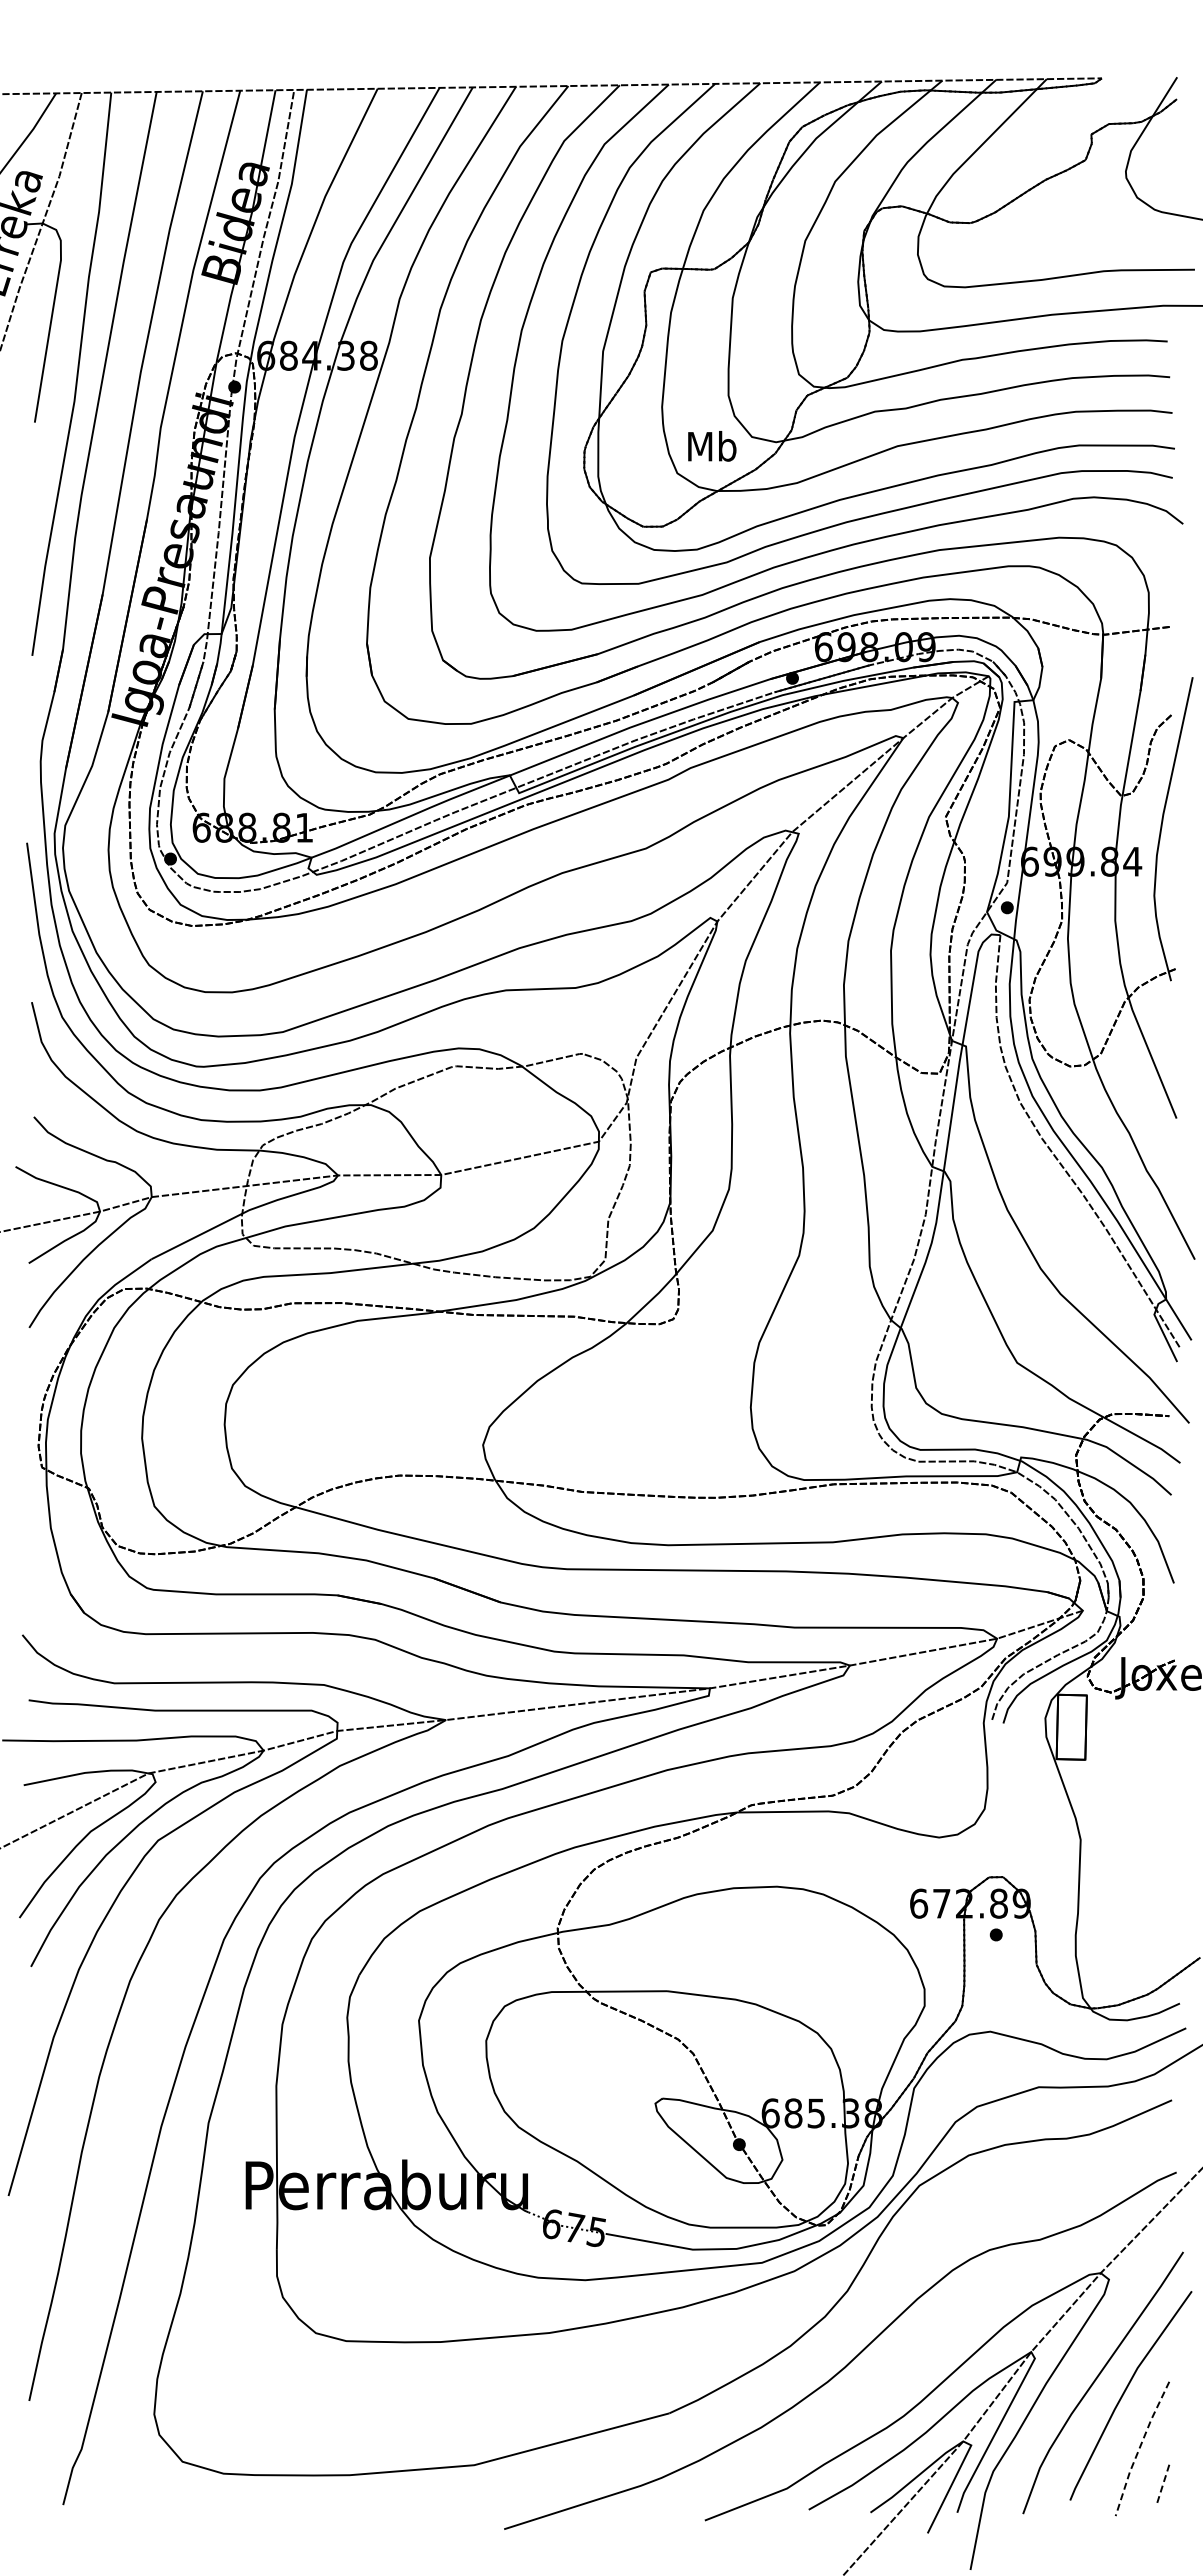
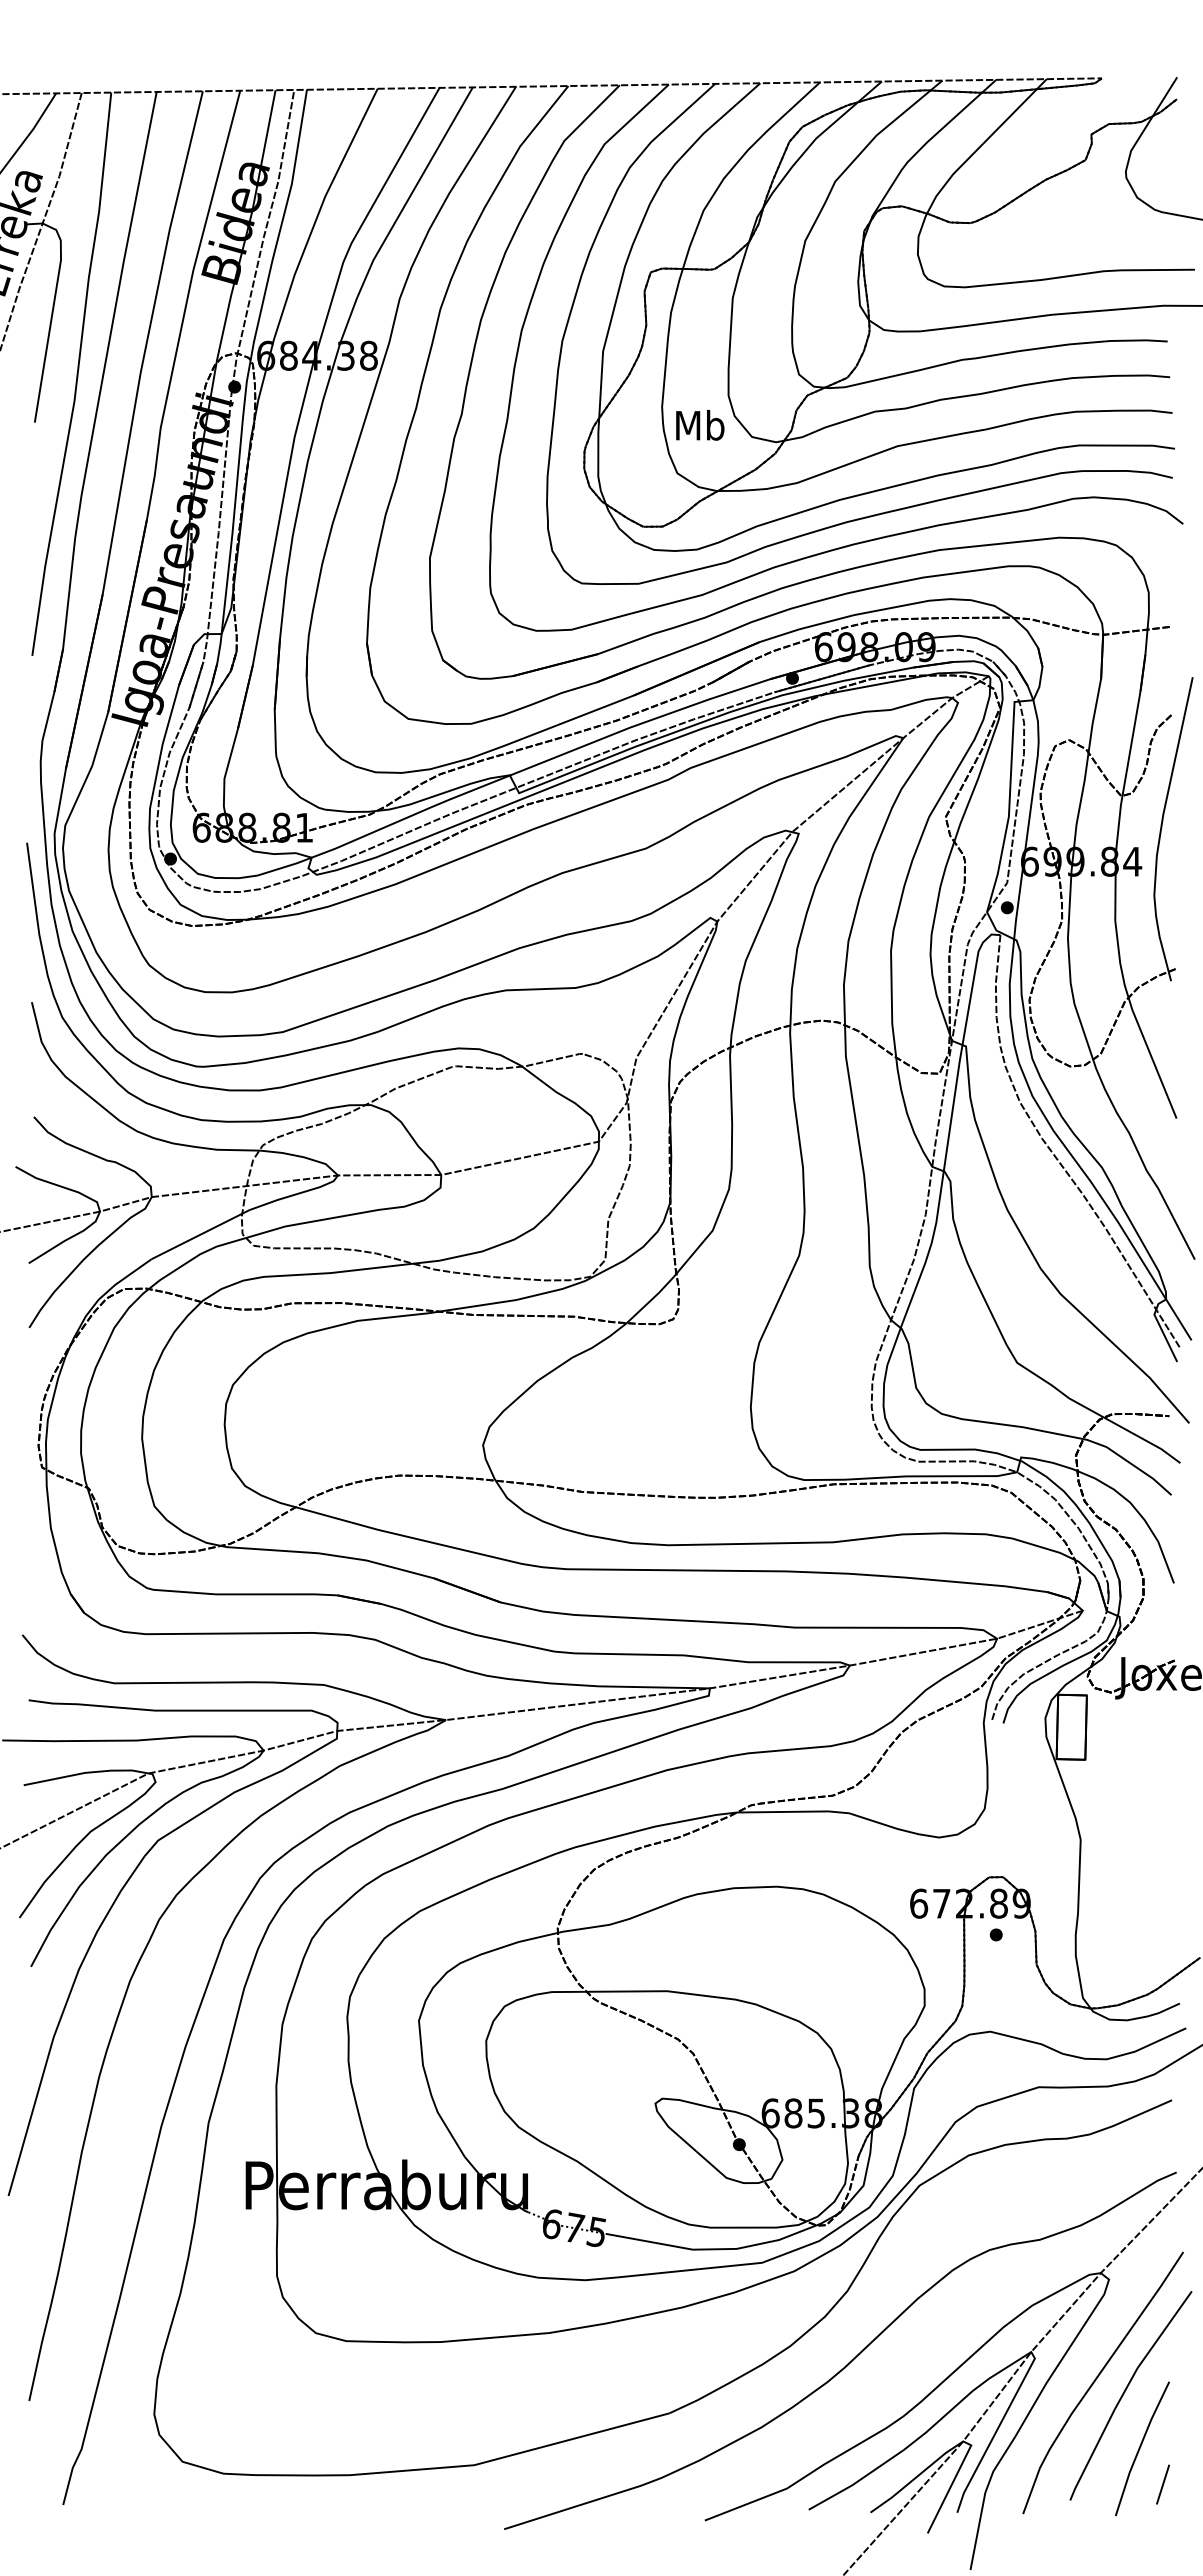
text position: (712, 446) -> (700, 425) (700, 425)
line: dashed -> solid (1139, 2447)
line: dashed -> solid (1163, 2484)
